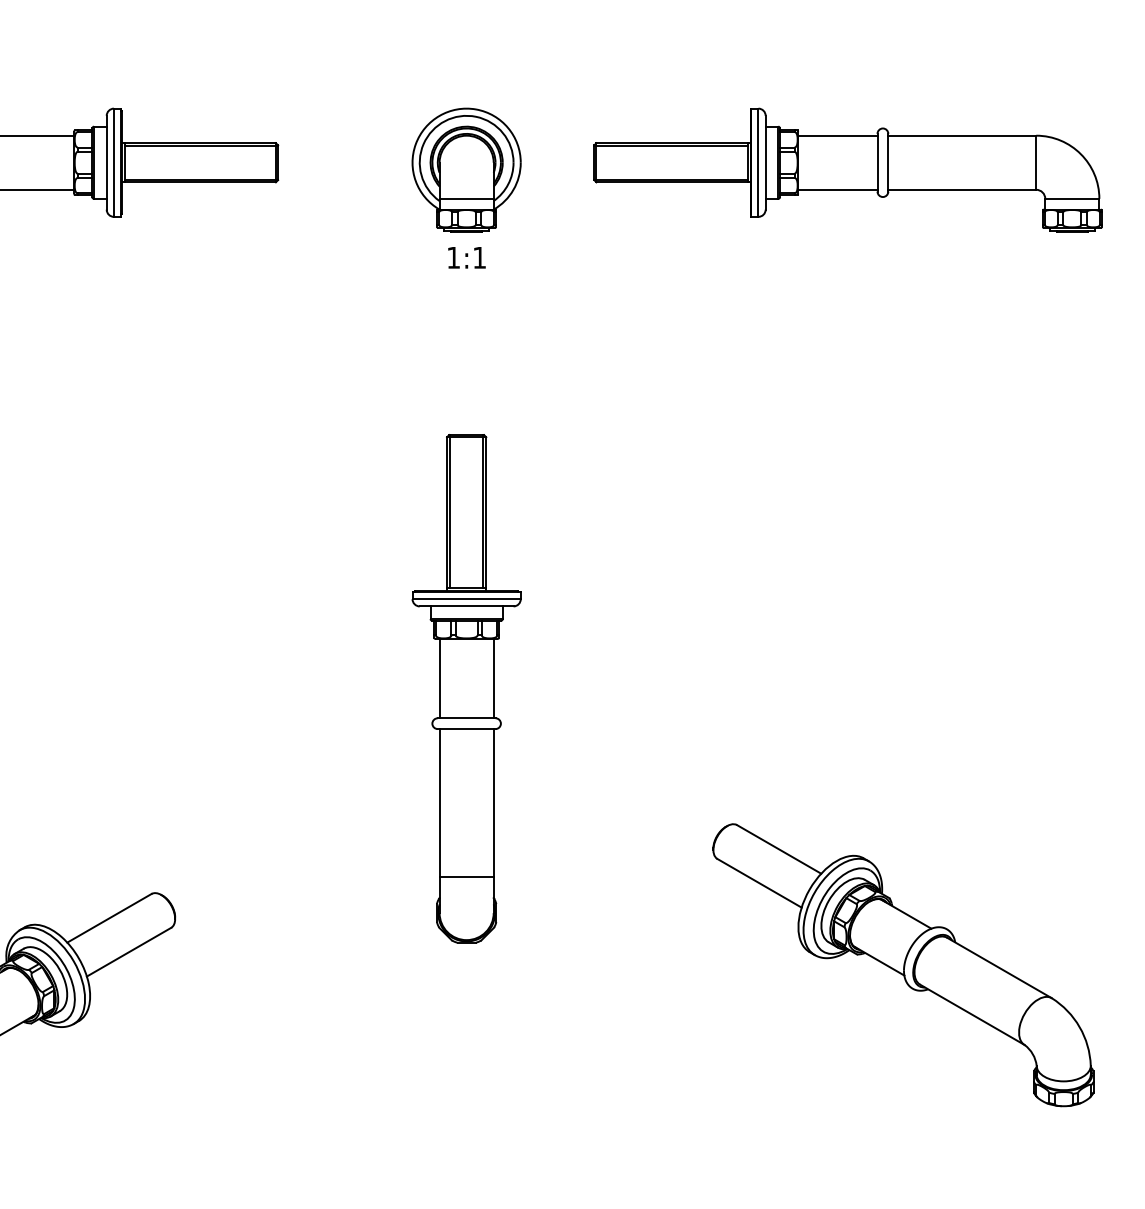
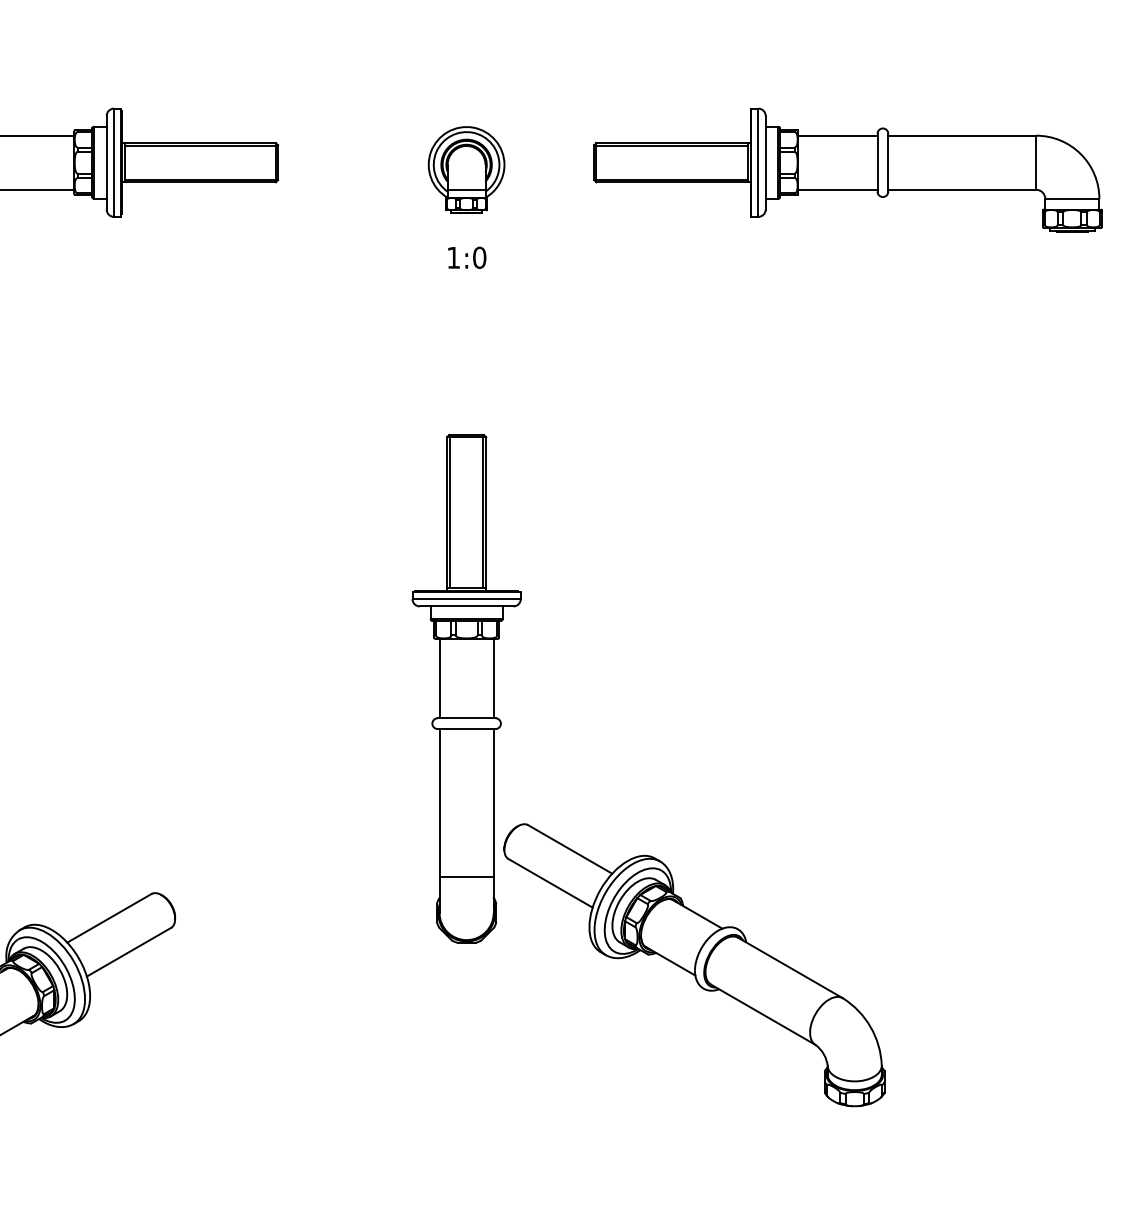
part size: 111x126 px -> 79x88 px (466, 169)
text: 1:1 -> 1:0 (479, 257)
part position: (903, 965) -> (694, 965) (694, 965)
